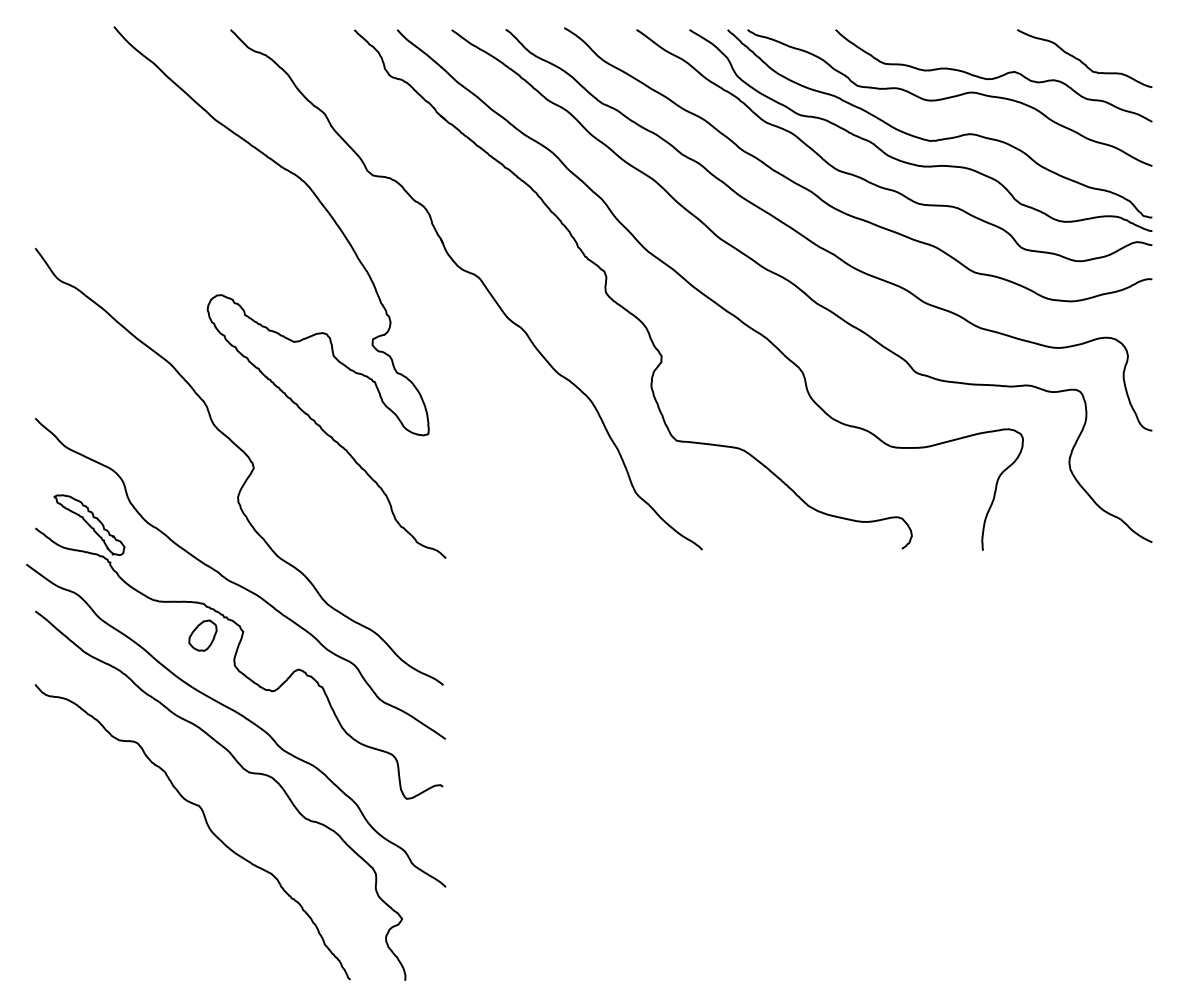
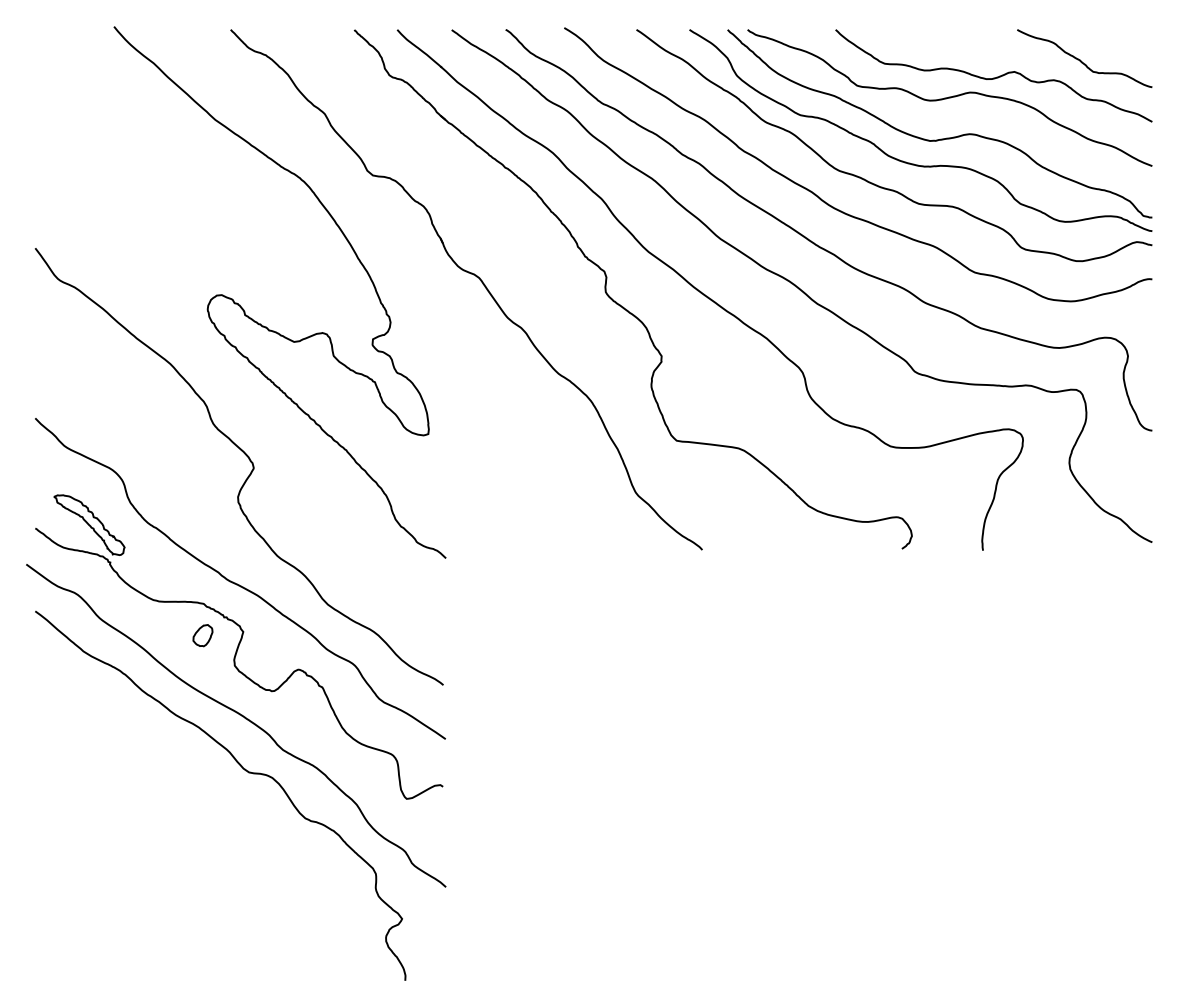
part size: 30x33 px -> 22x24 px (202, 635)
curve: present -> none (206, 824)
